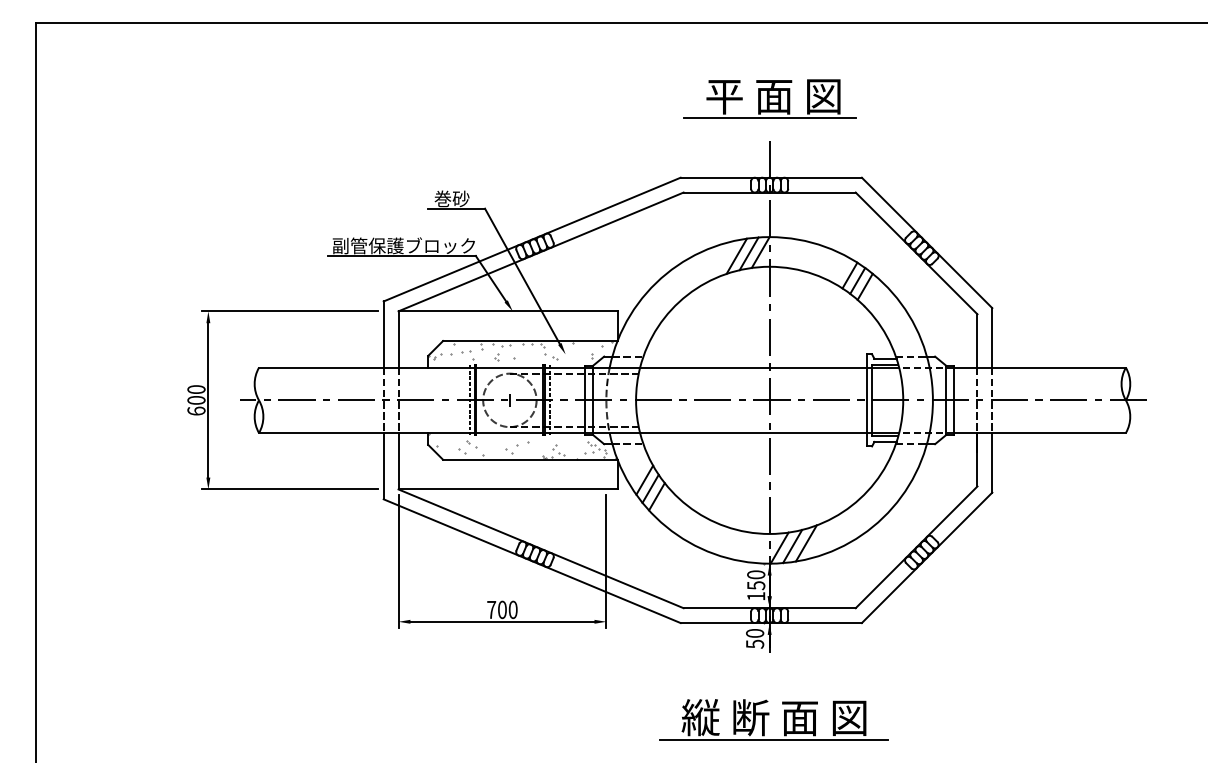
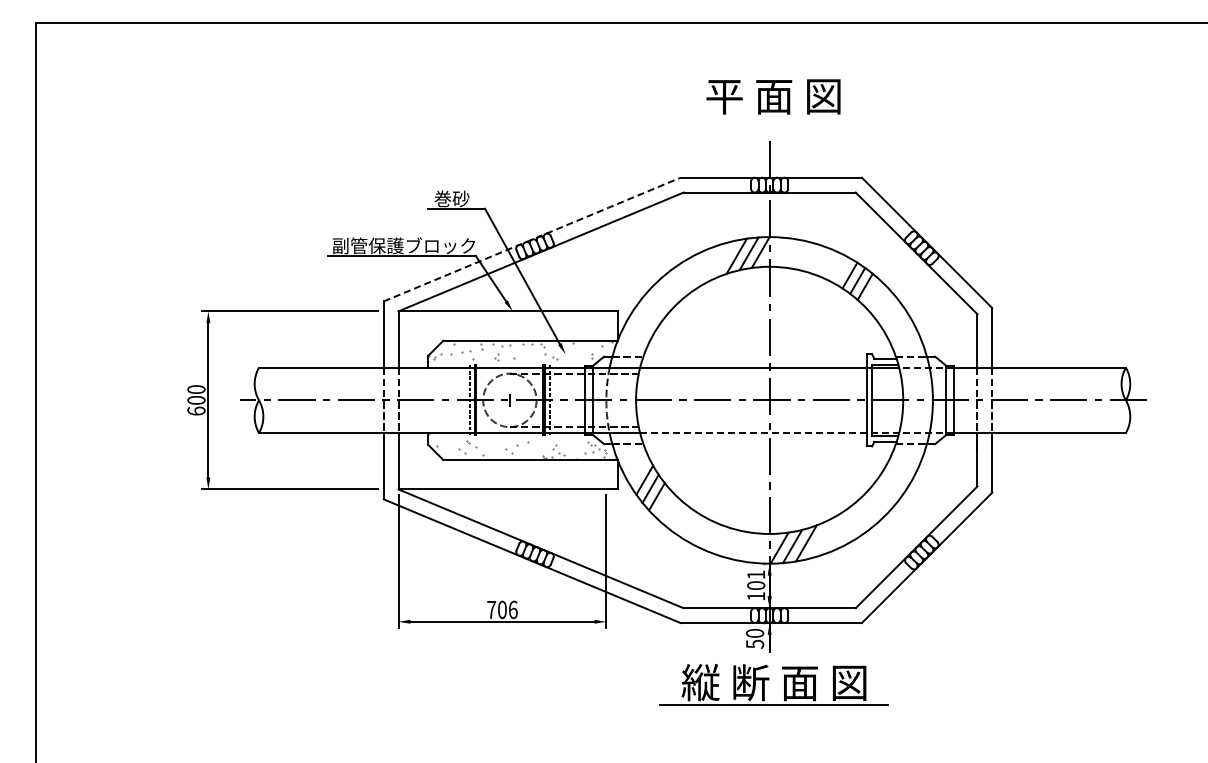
line: present -> none (769, 118)
line: solid -> dashed (532, 239)
line: solid -> dashed (769, 433)
text: 150 -> 101 (756, 580)
text: 700 -> 706 (512, 609)
part position: (773, 719) -> (773, 684) (773, 684)
